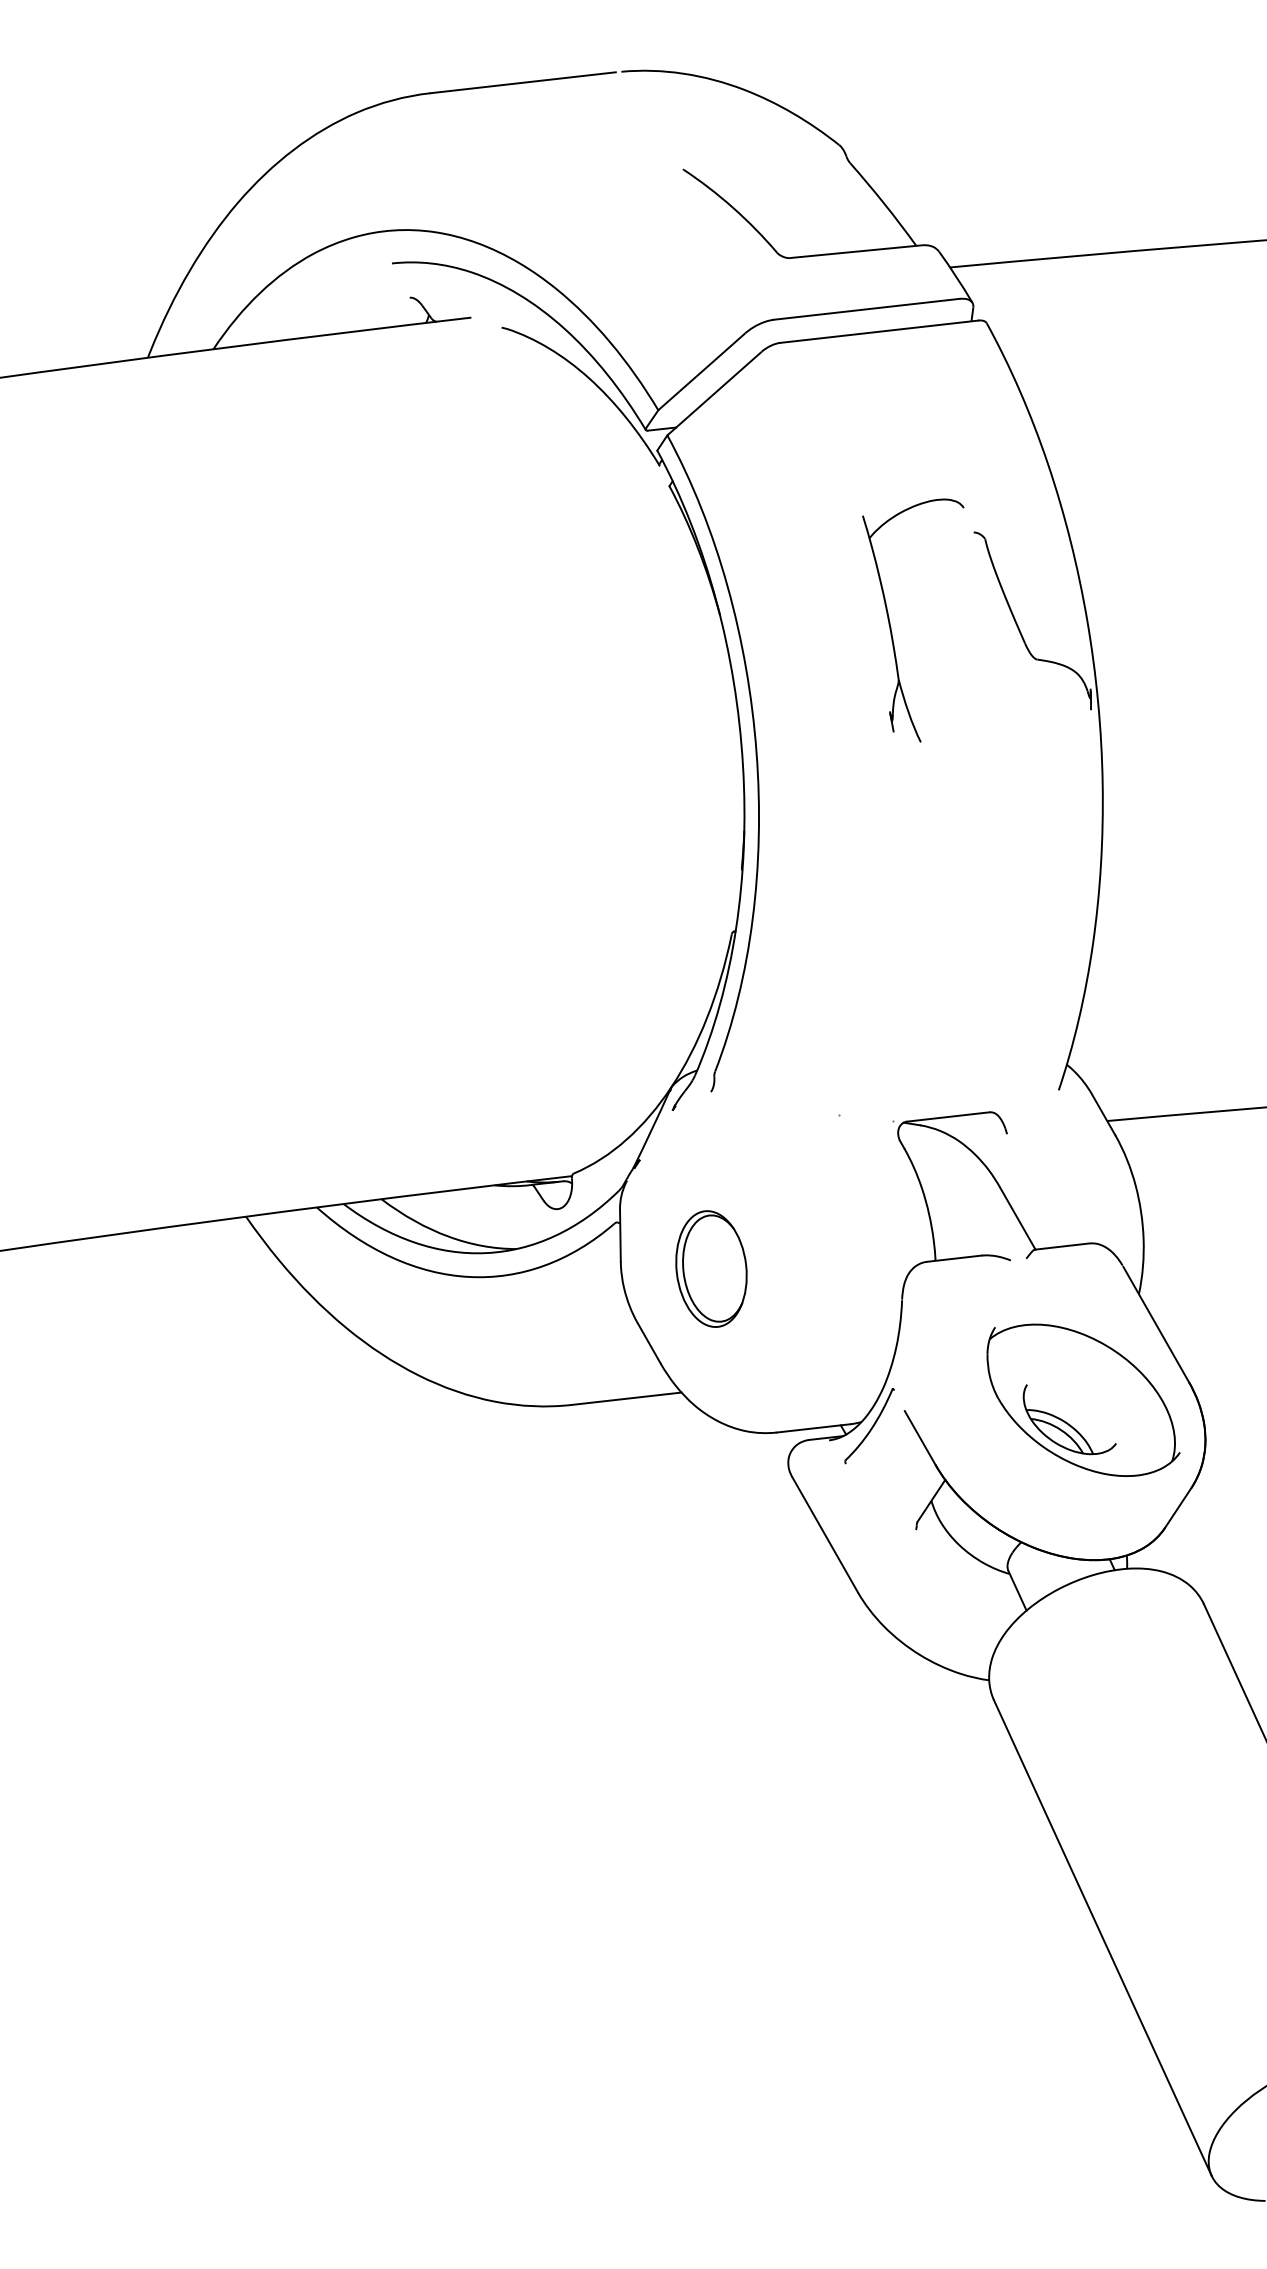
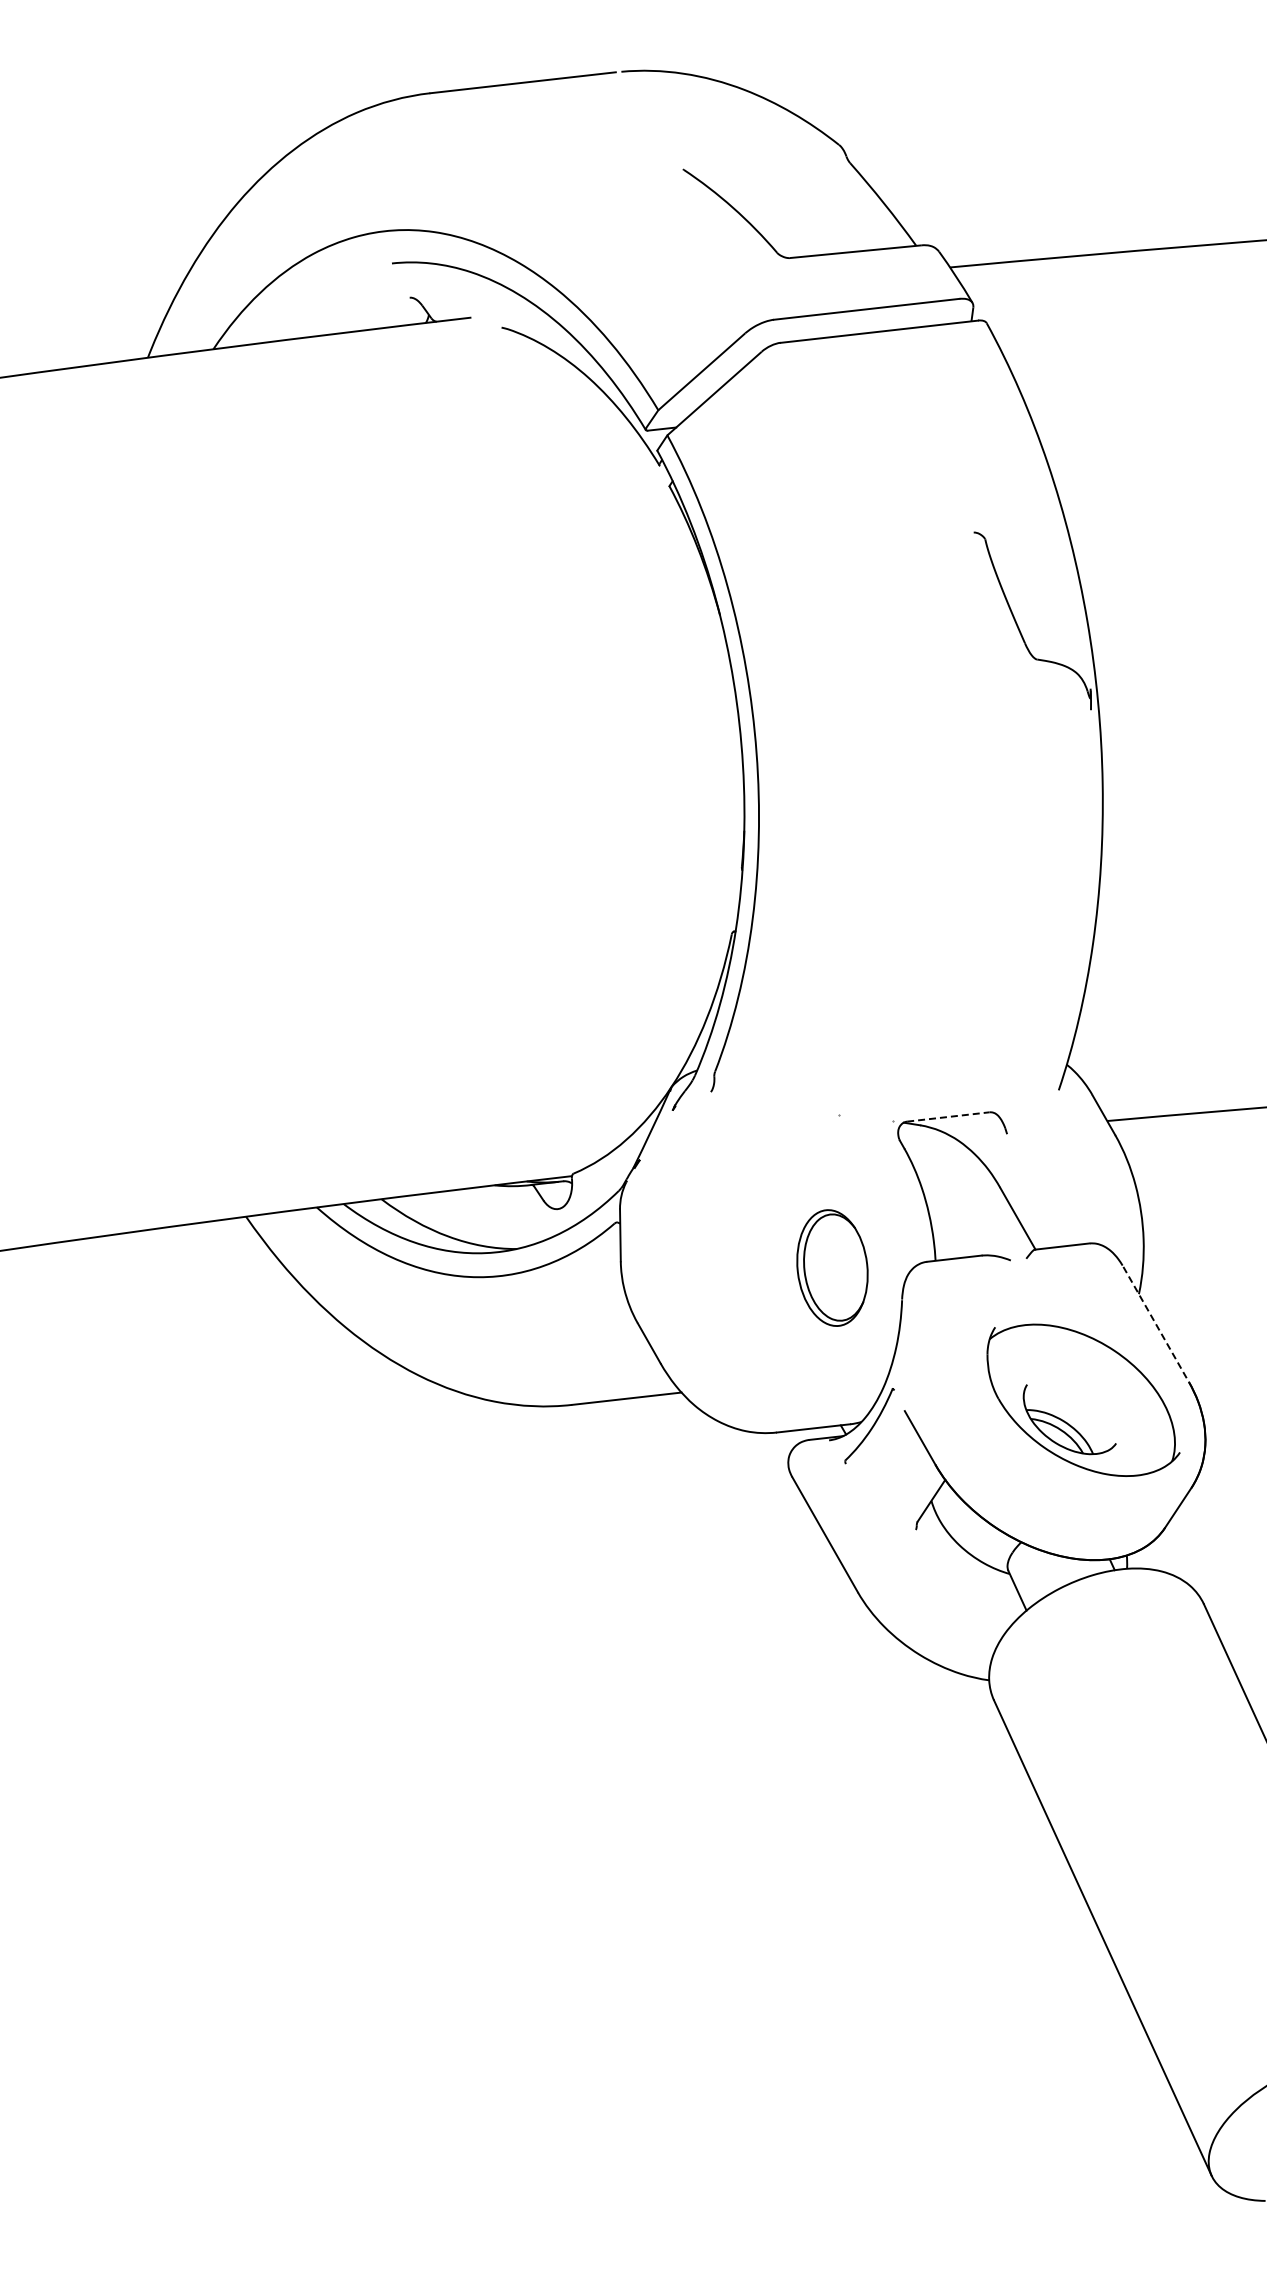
part: present -> none (890, 622)
line: solid -> dashed (948, 1116)
part position: (711, 1268) -> (832, 1267) (832, 1267)
line: solid -> dashed (1156, 1324)
